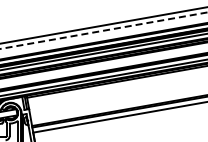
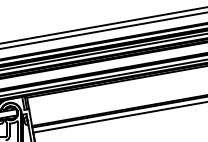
line: dashed -> solid (104, 30)
